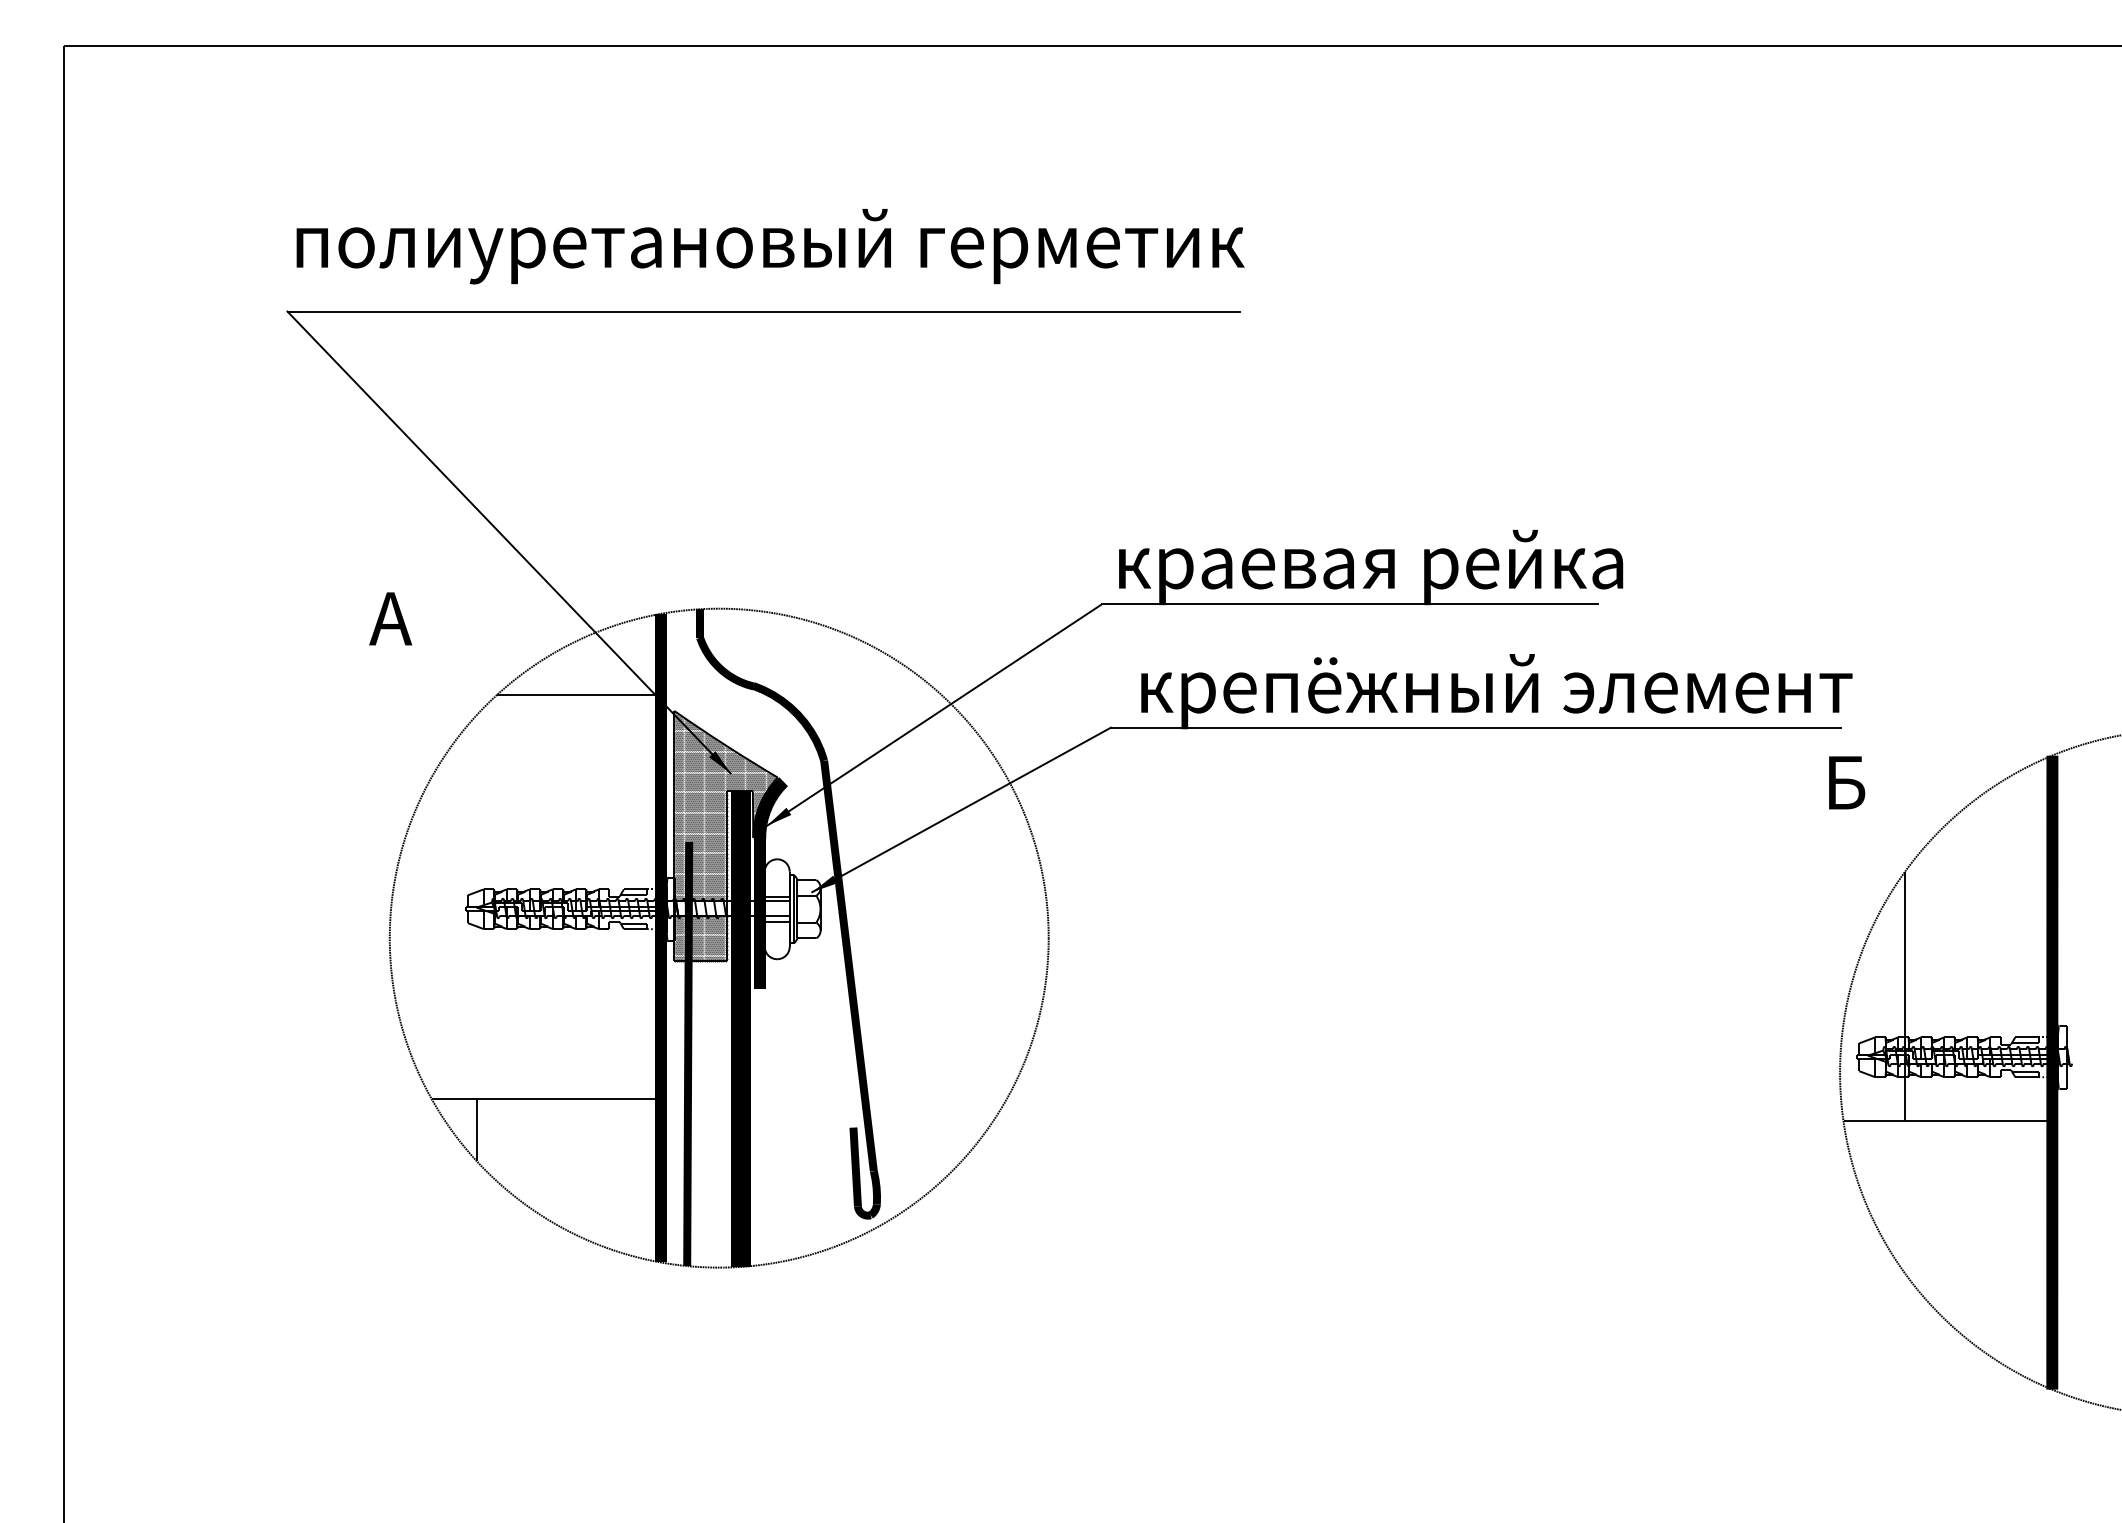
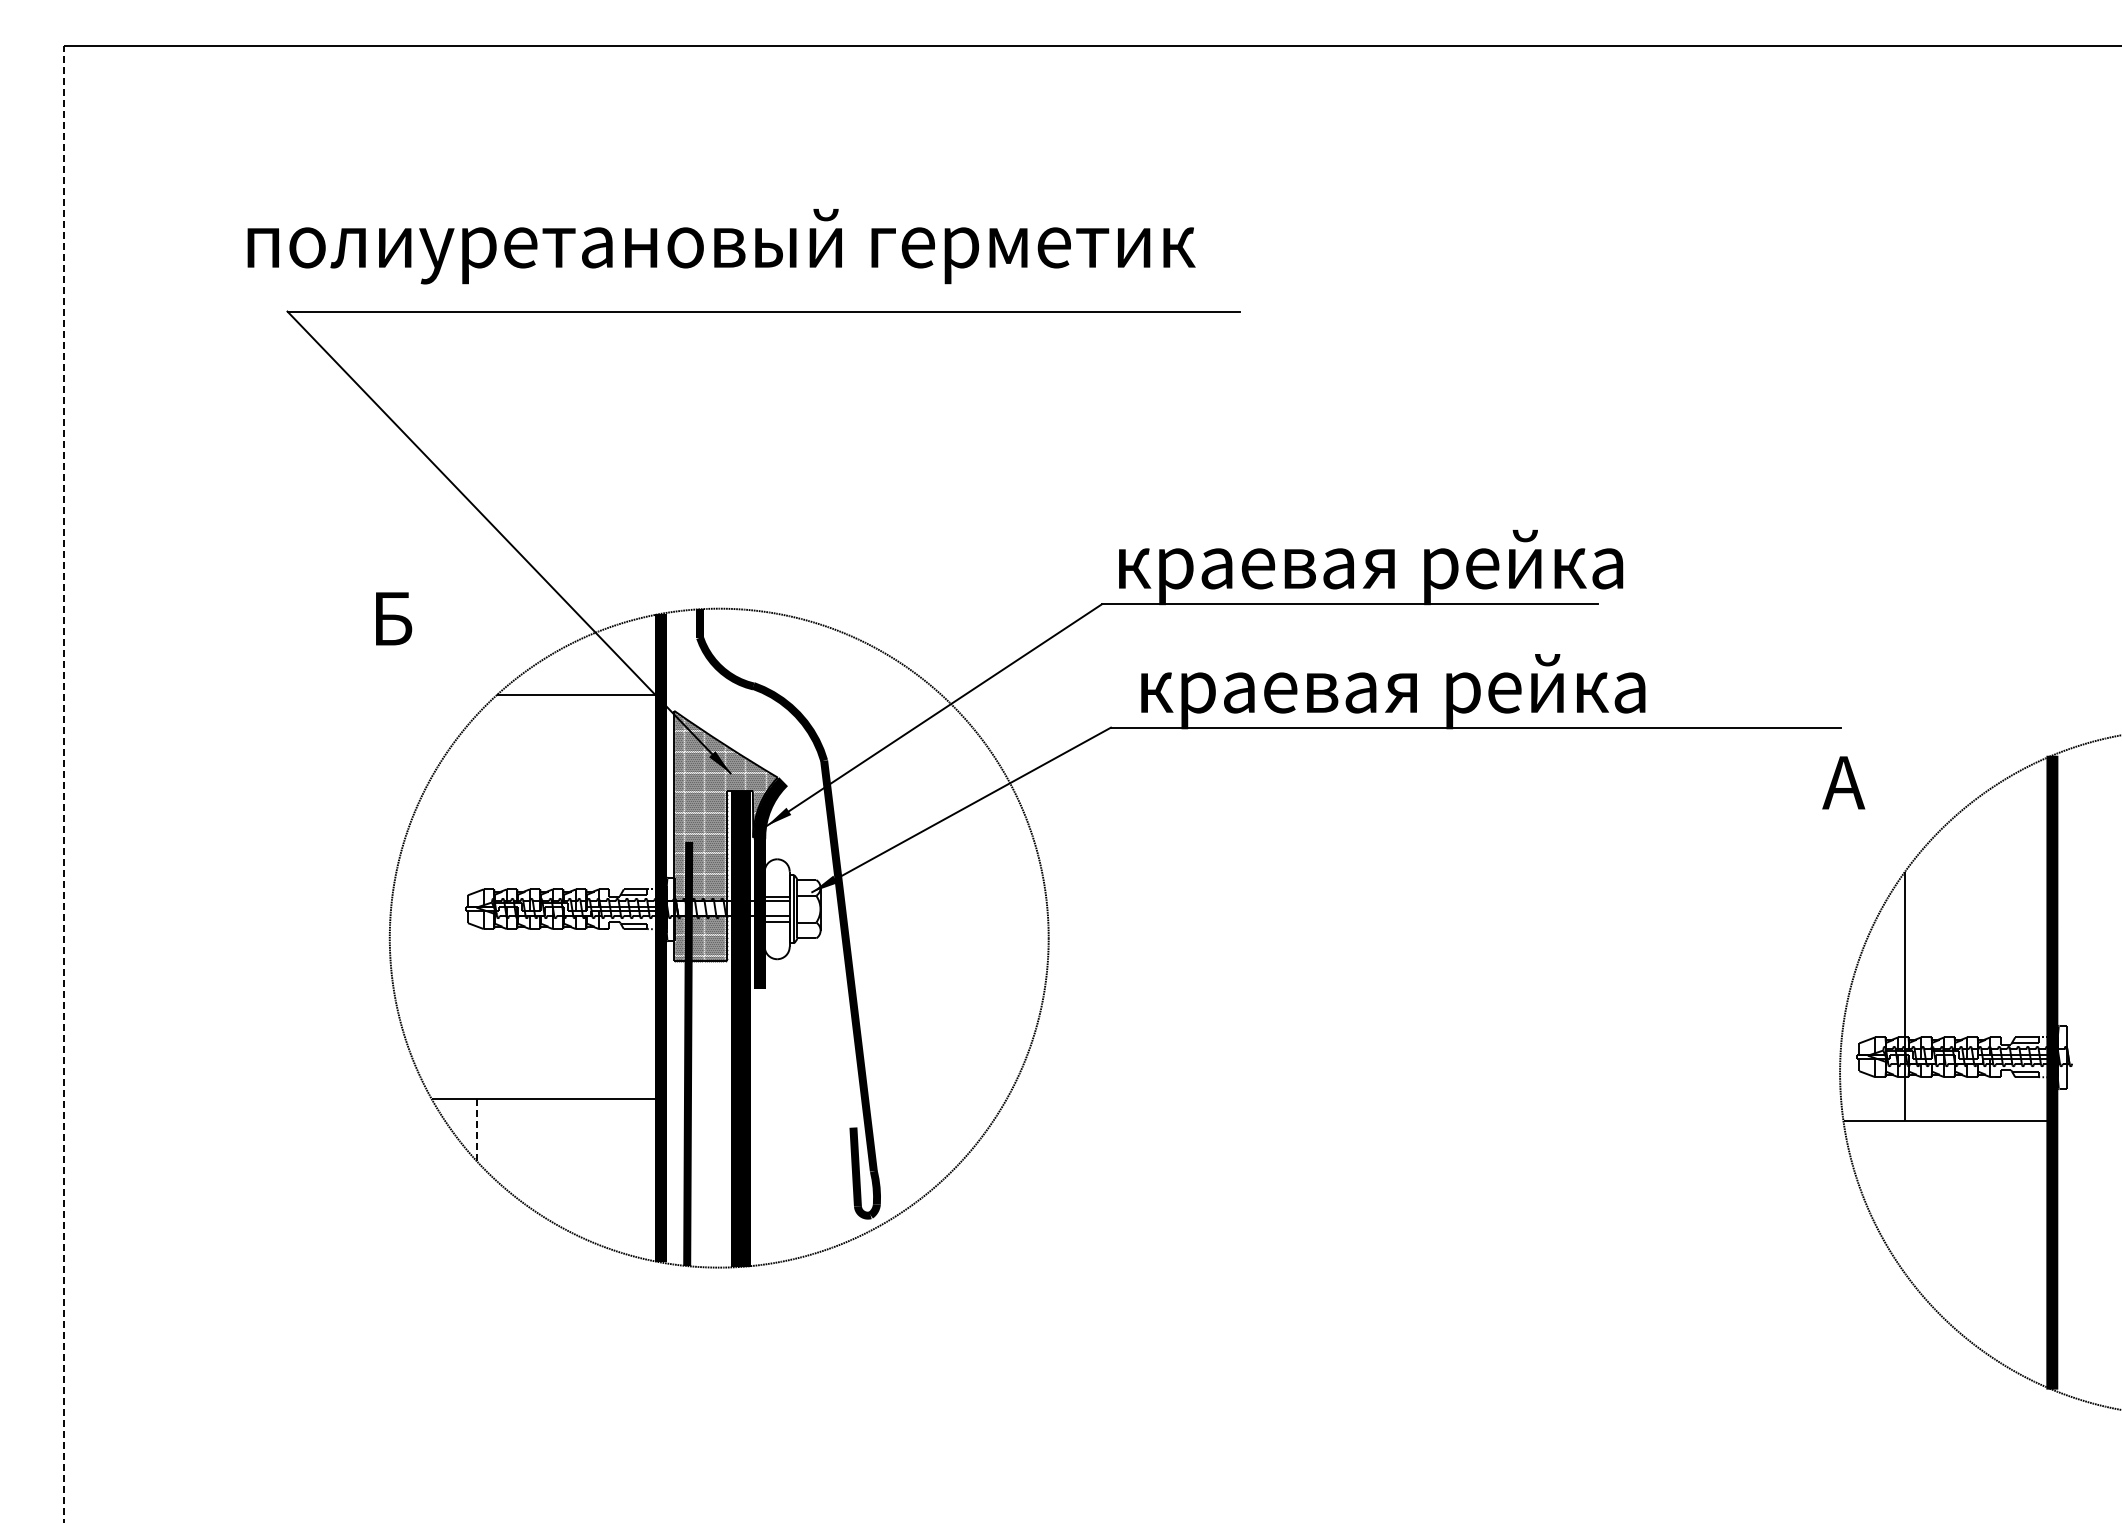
text position: (770, 246) -> (721, 246) (721, 246)
text: А -> Б (390, 618)
text: крепёжный элемент -> краевая рейка (1537, 691)
text: Б -> А (1843, 782)
line: solid -> dashed (63, 783)
line: solid -> dashed (476, 1129)
